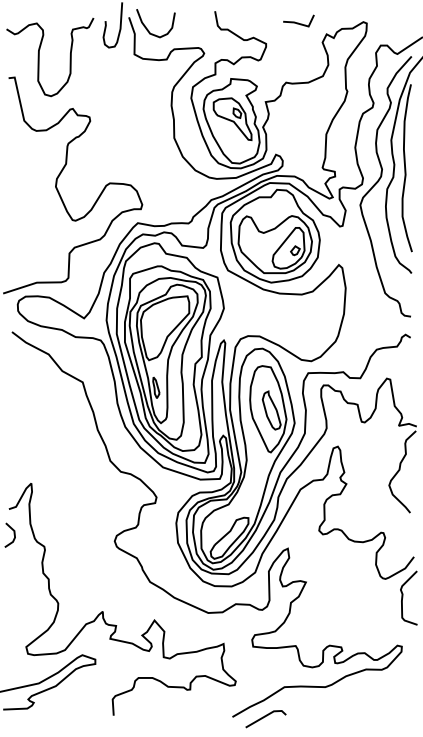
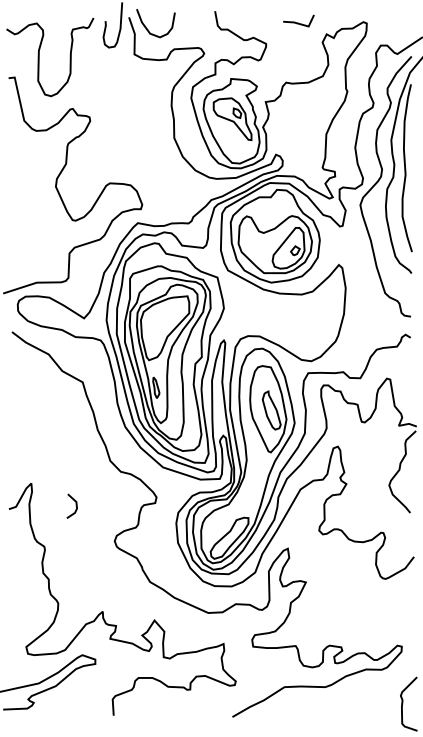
line position: (13, 534) -> (75, 505) (75, 505)
curve position: (403, 597) -> (403, 703) (403, 703)
line: present -> none (265, 717)
